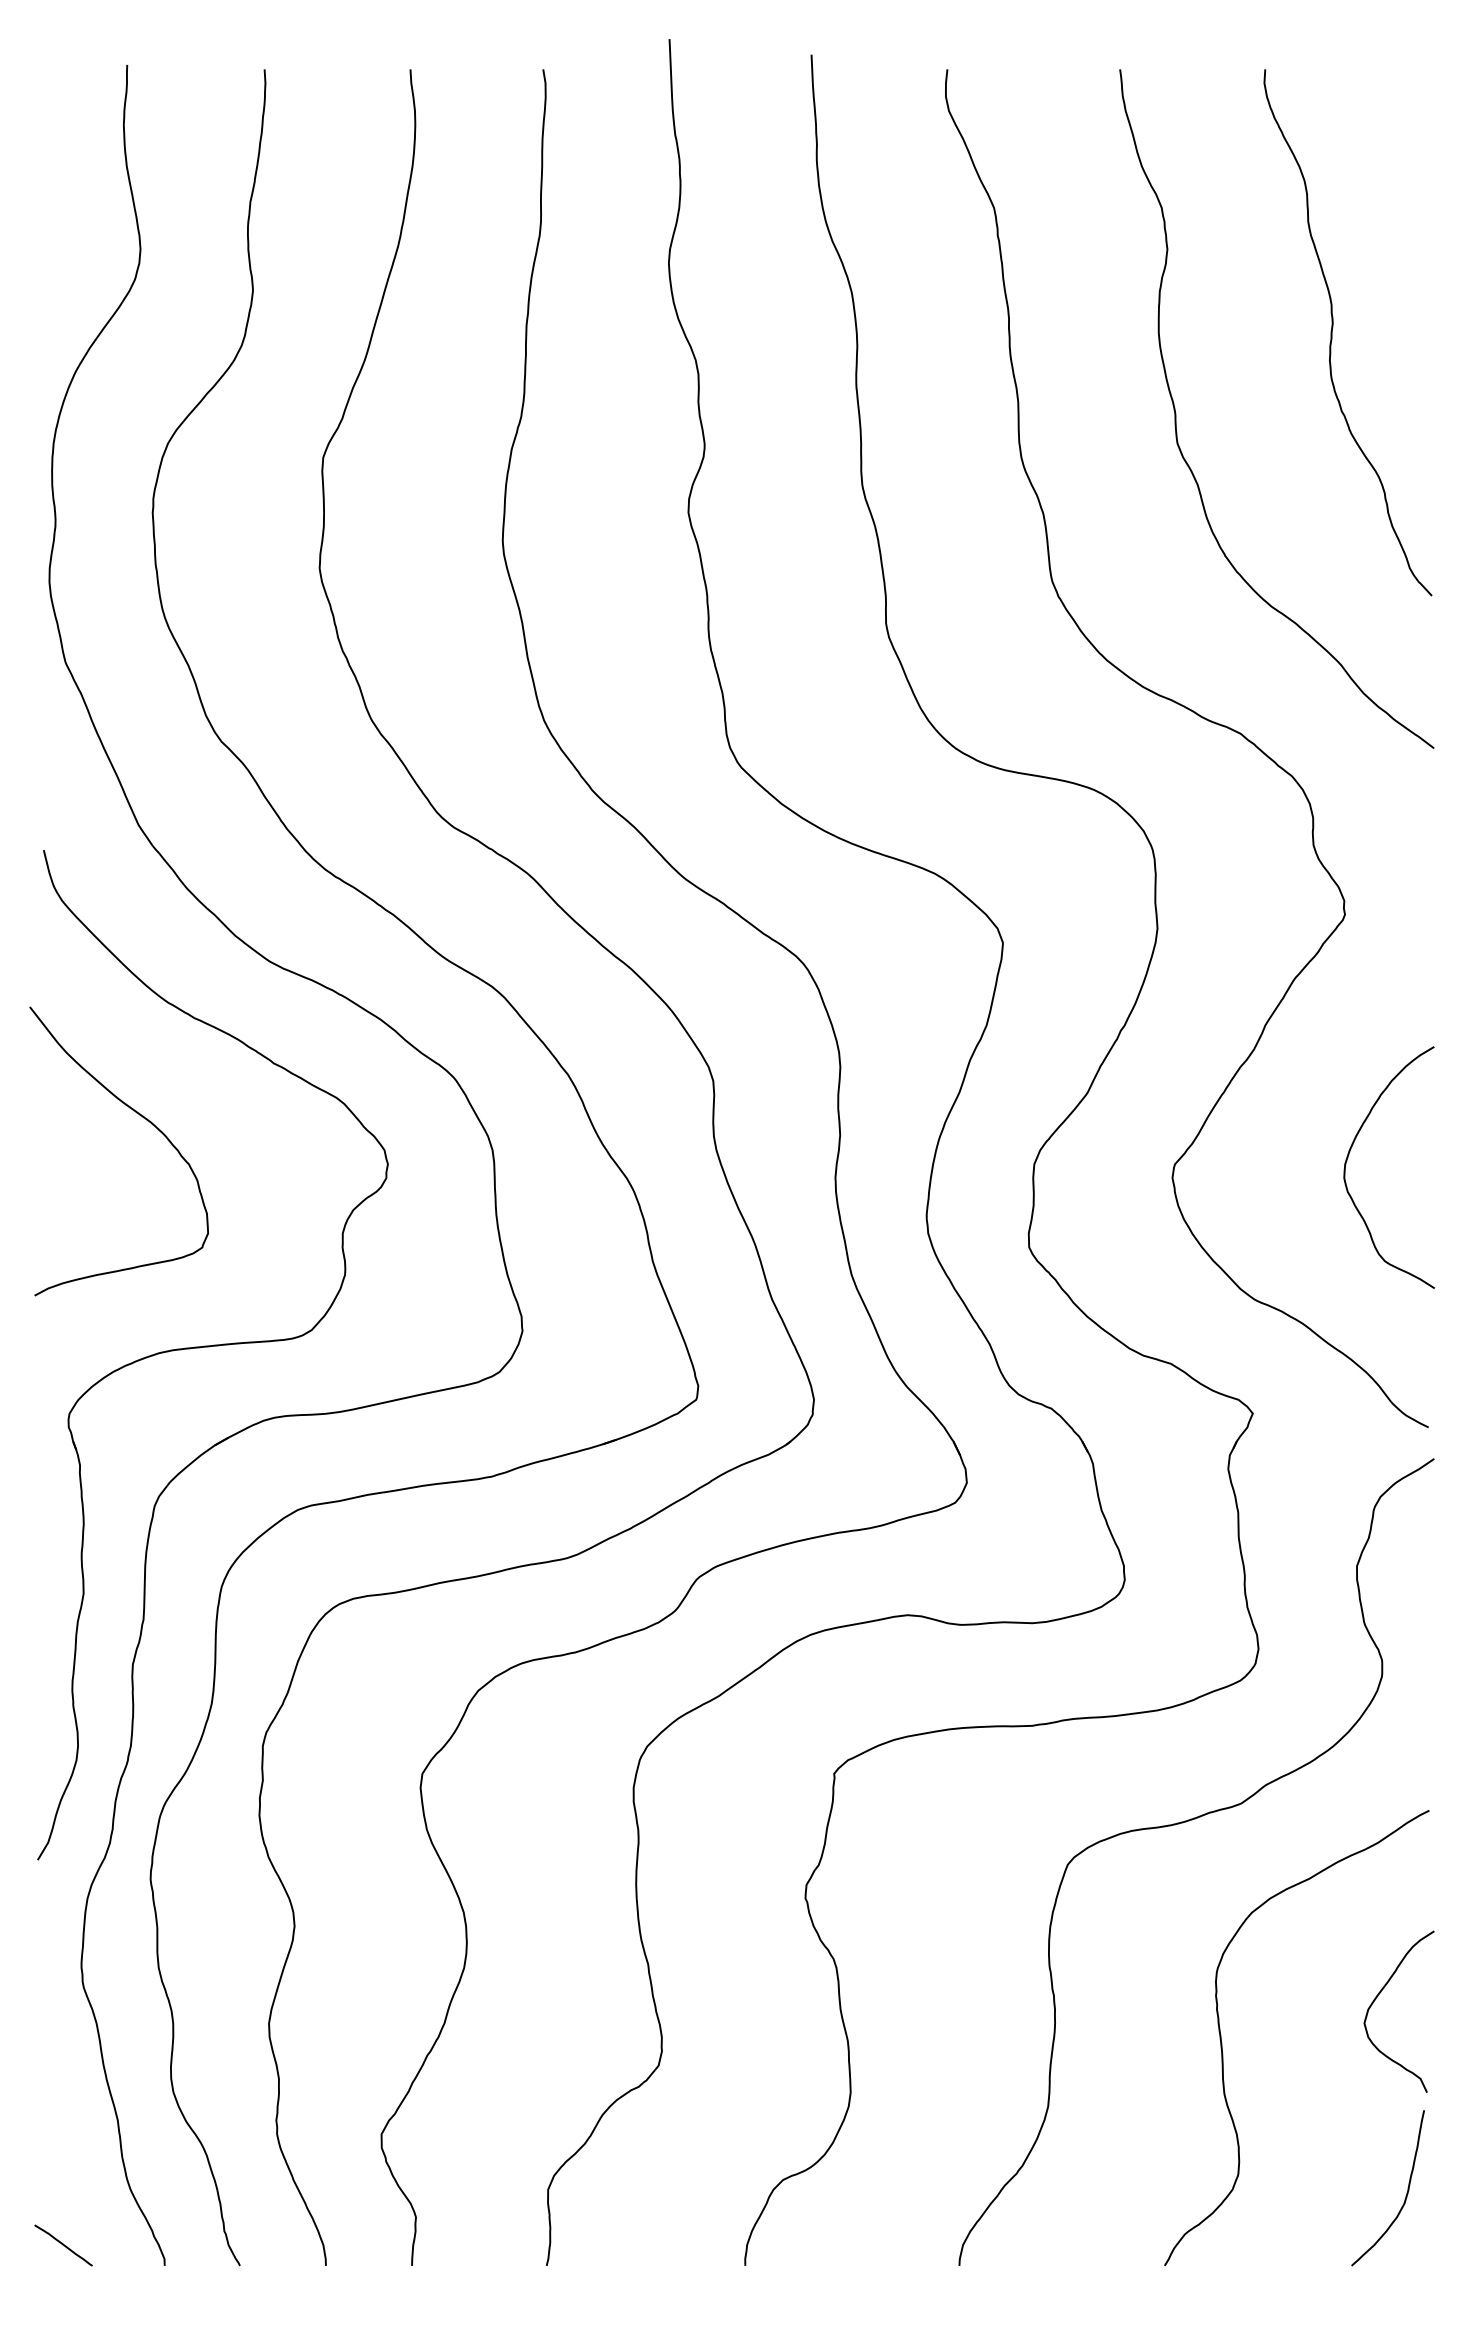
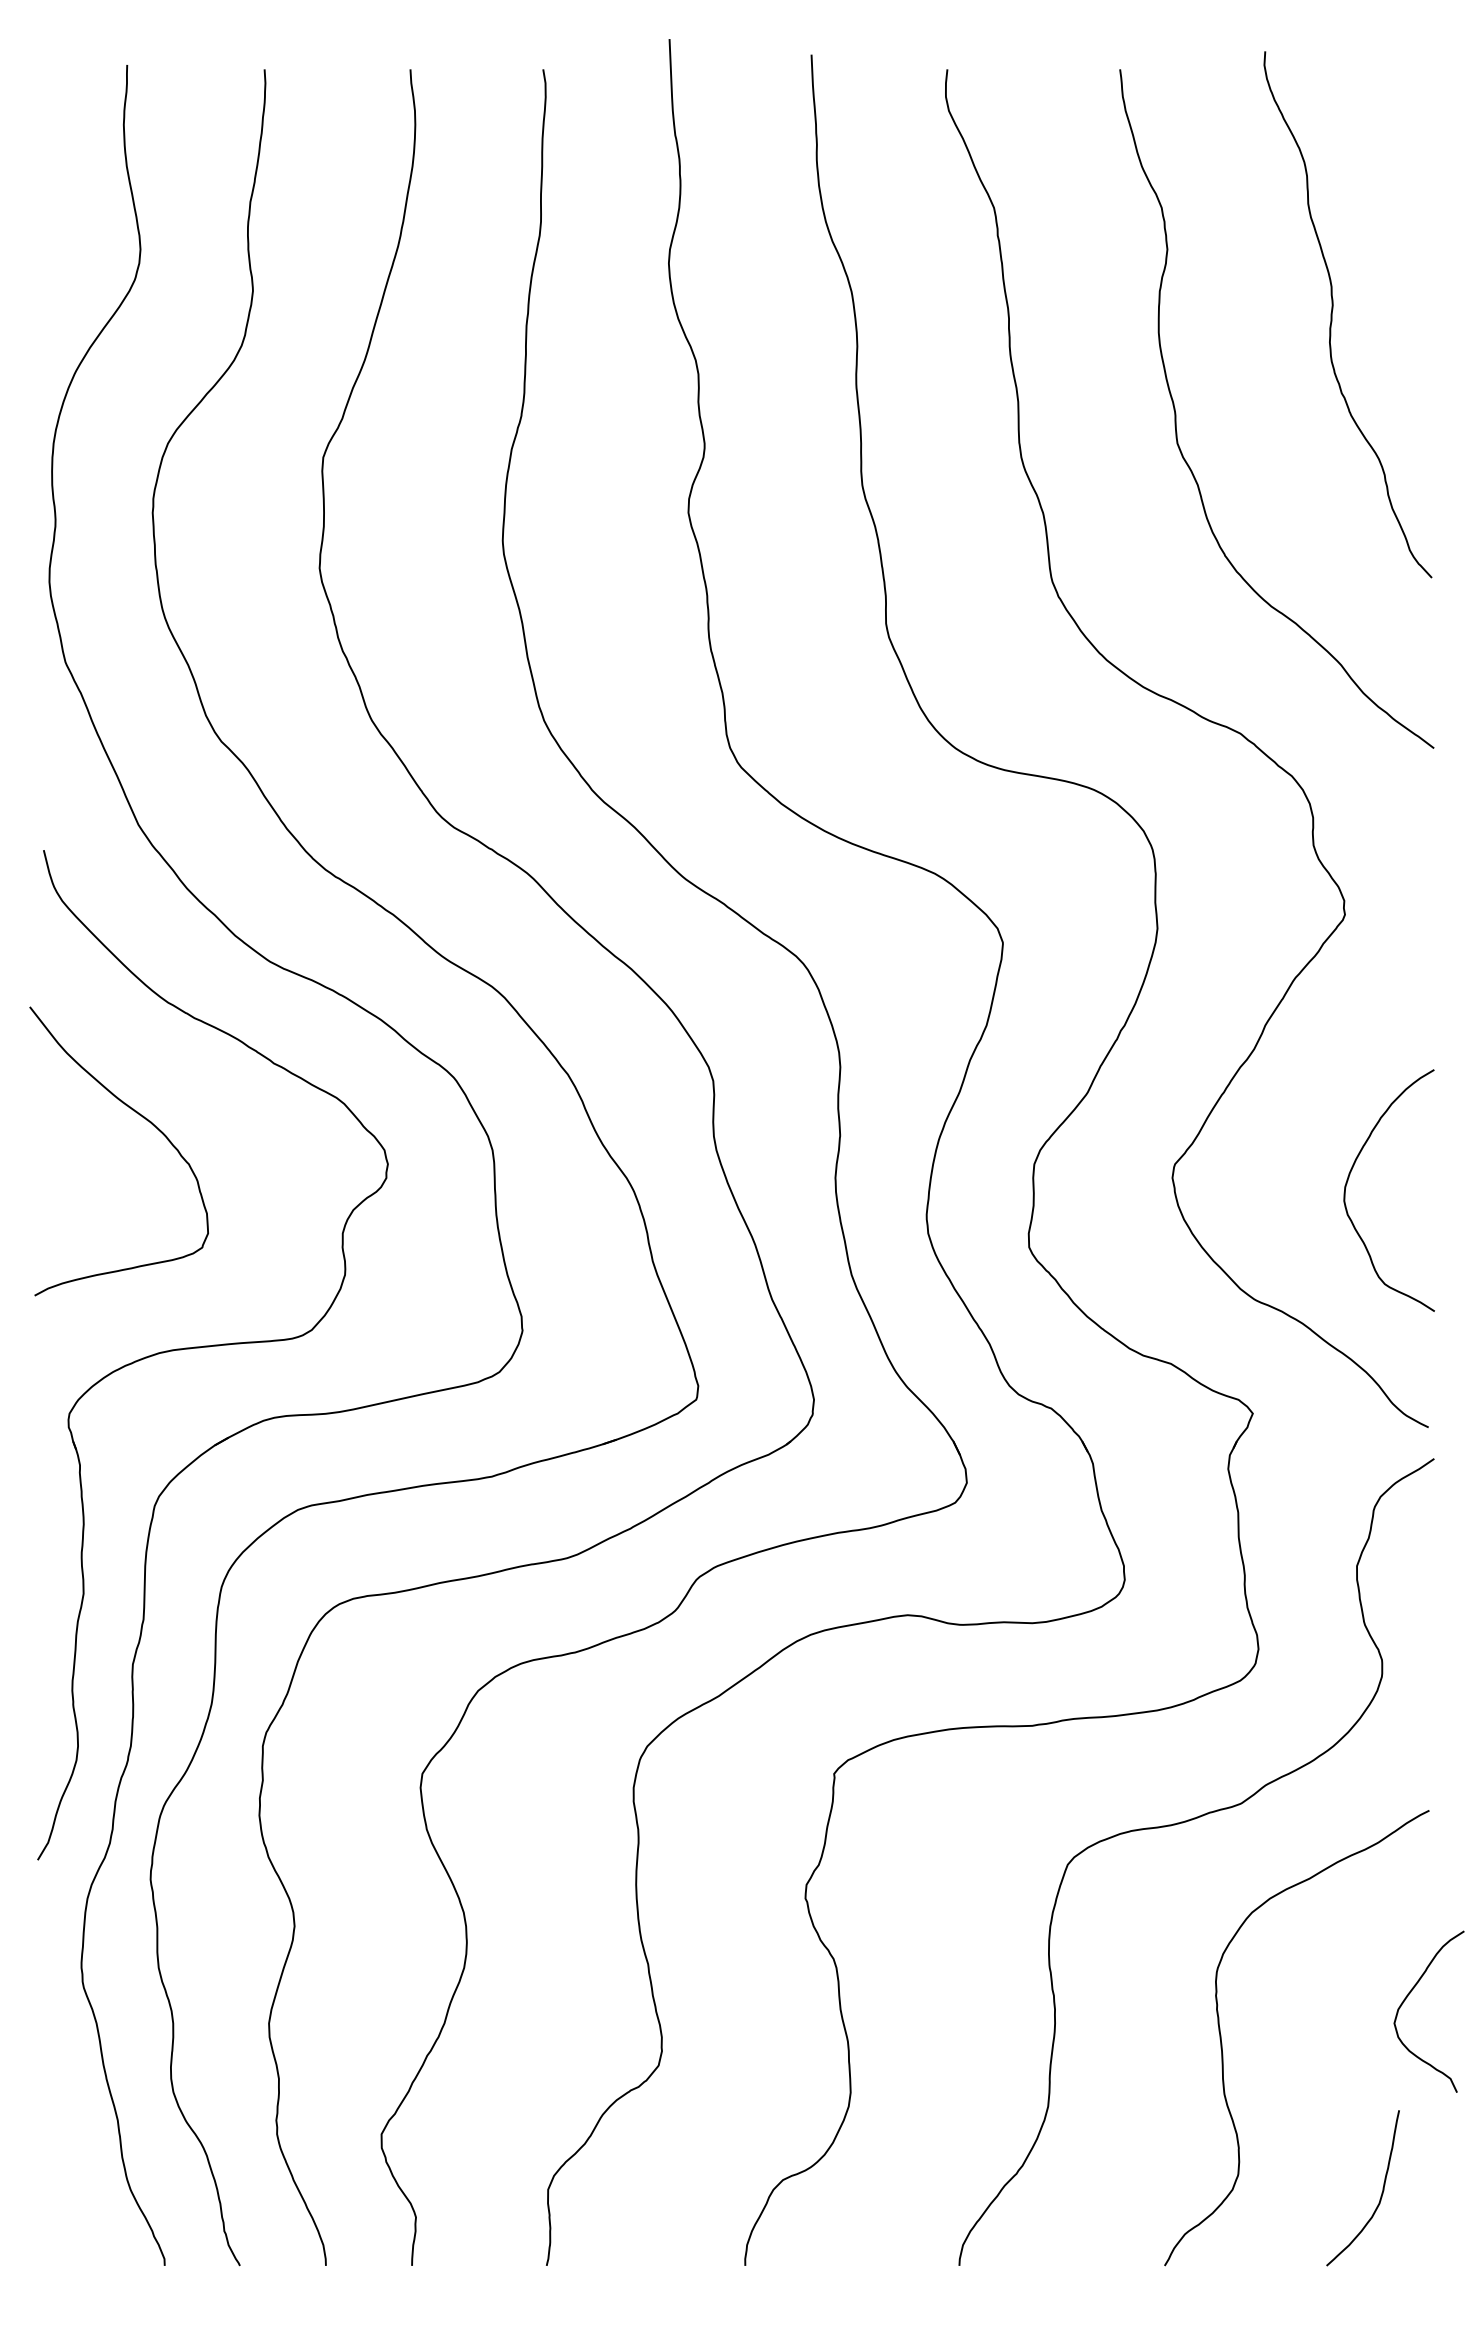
curve position: (1333, 327) -> (1333, 309) (1333, 309)
curve position: (1349, 1154) -> (1349, 1177) (1349, 1177)
curve position: (1378, 1996) -> (1408, 1996) (1408, 1996)
curve position: (1406, 2192) -> (1381, 2192) (1381, 2192)
curve: present -> none (63, 2245)
